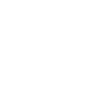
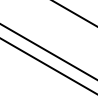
line: none -> present (74, 13)
line: none -> present (48, 51)
line: none -> present (48, 65)
